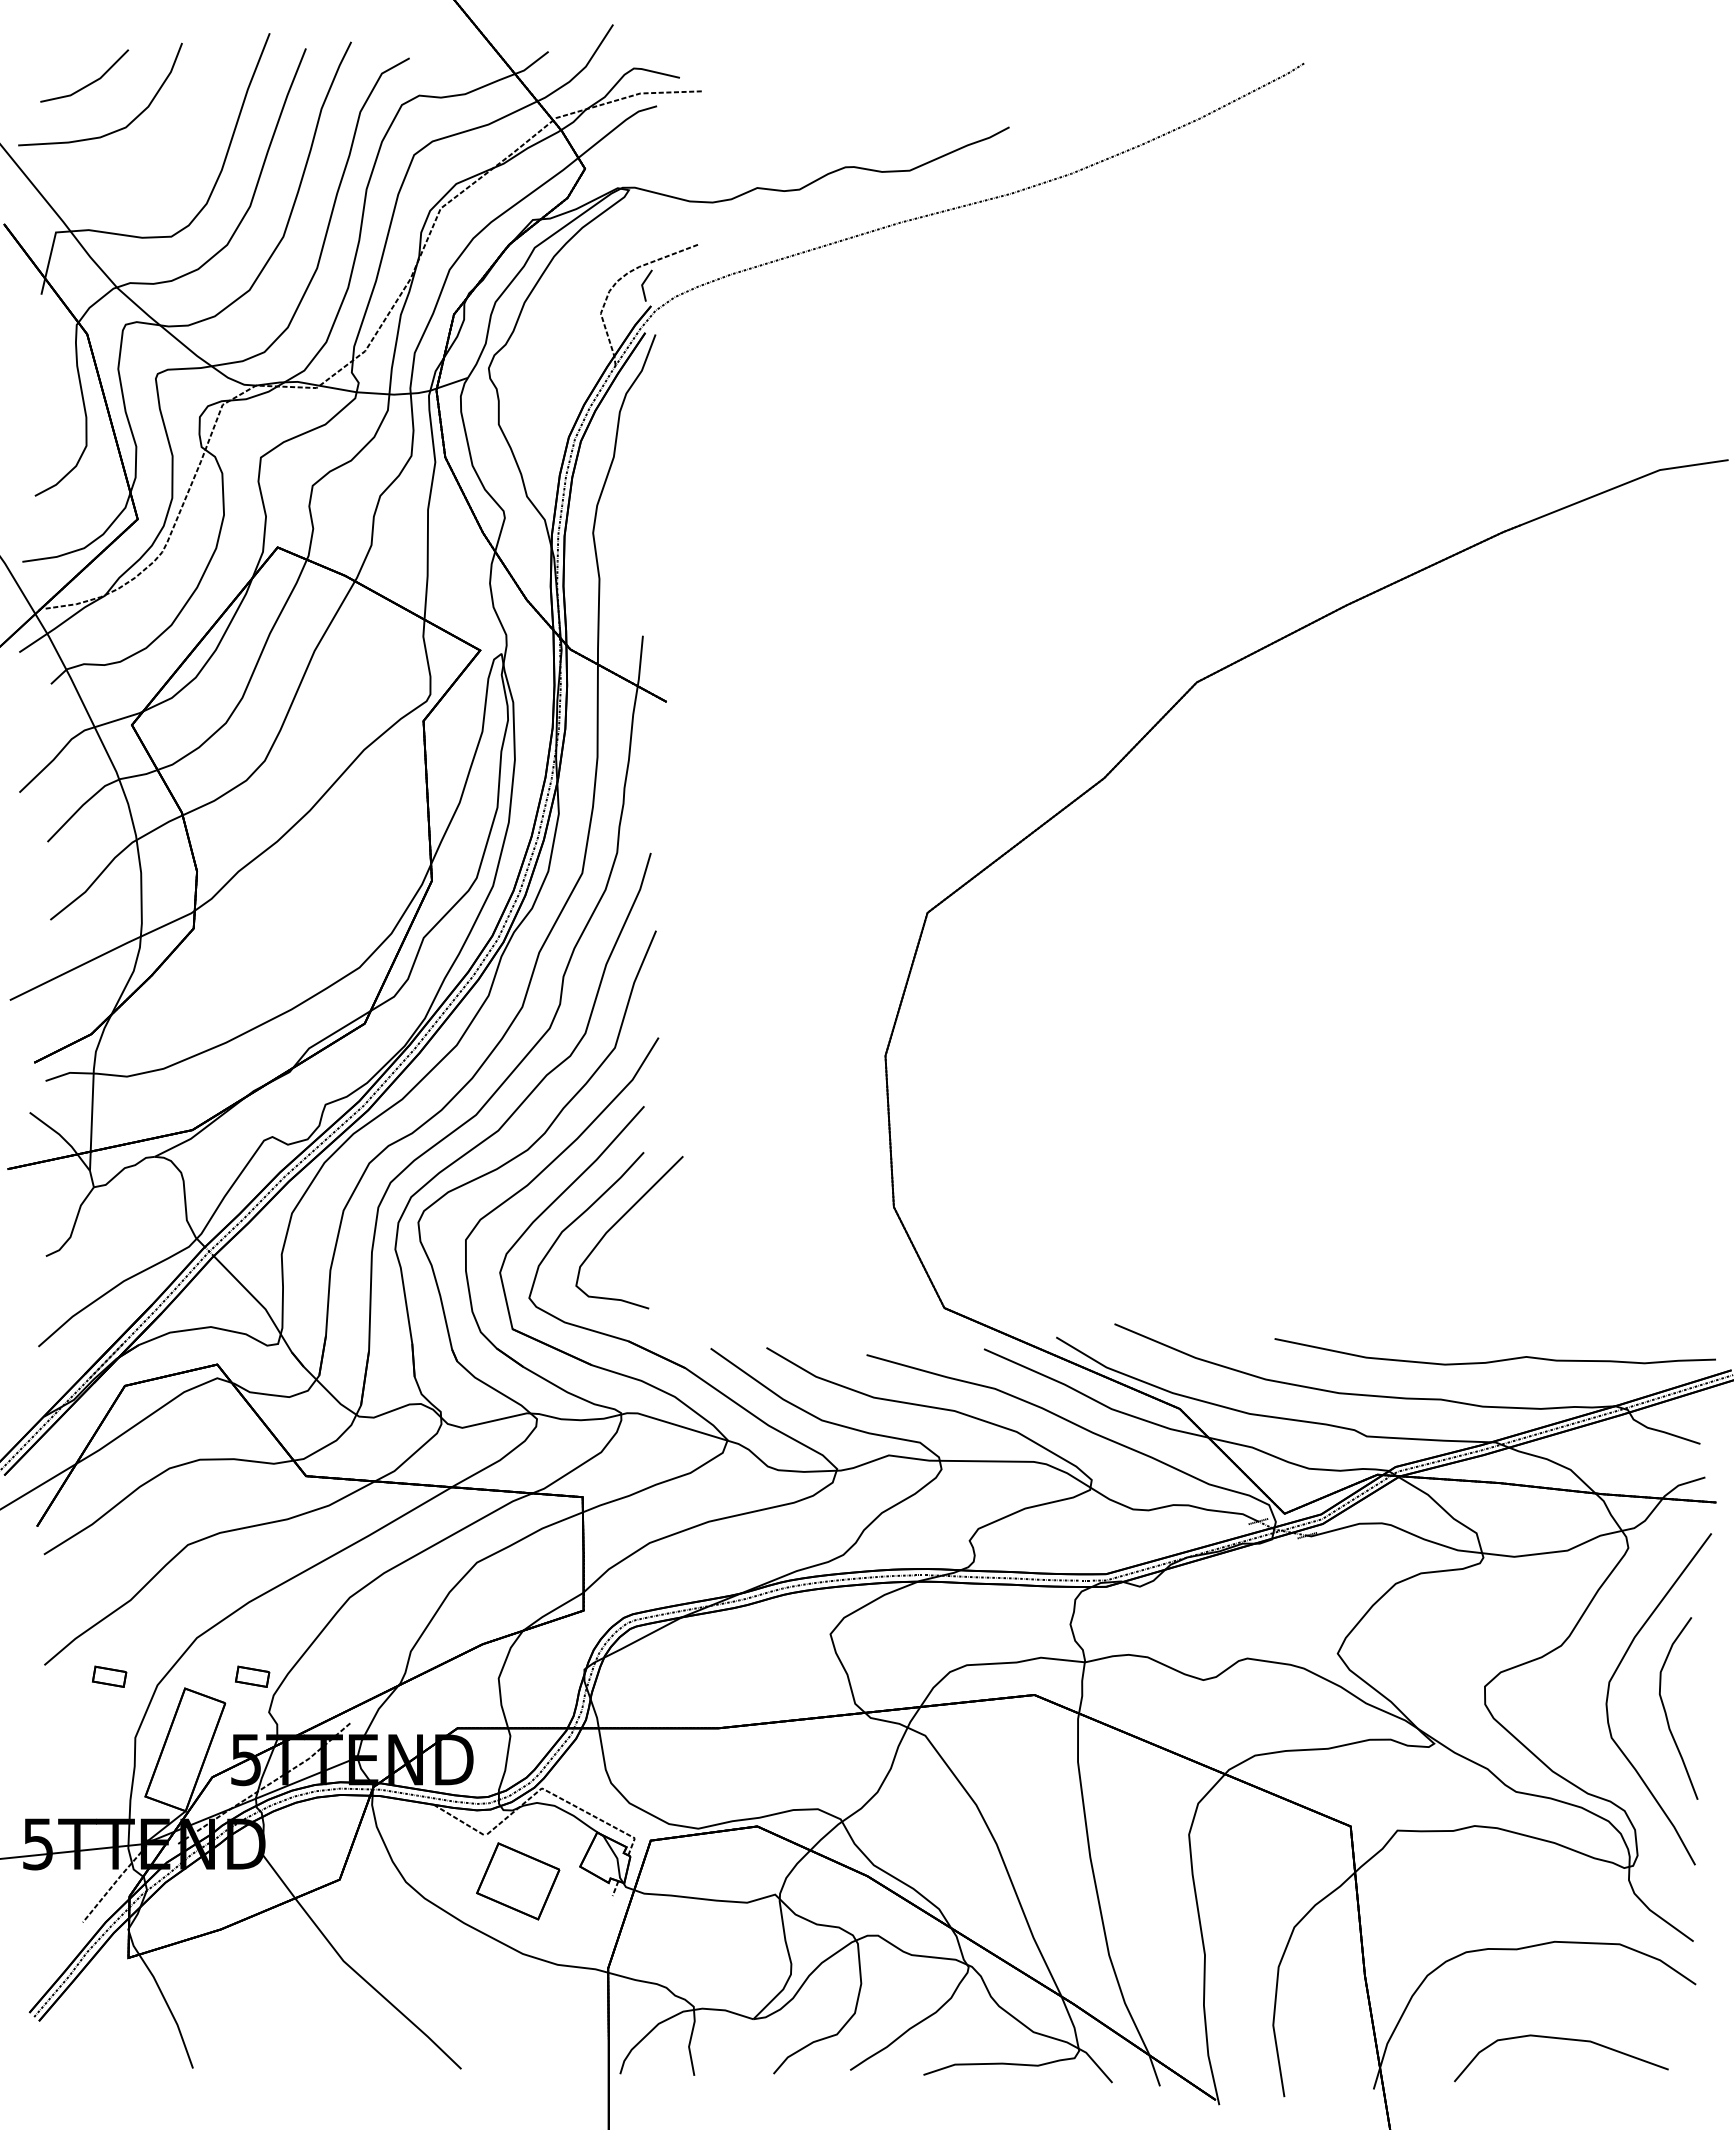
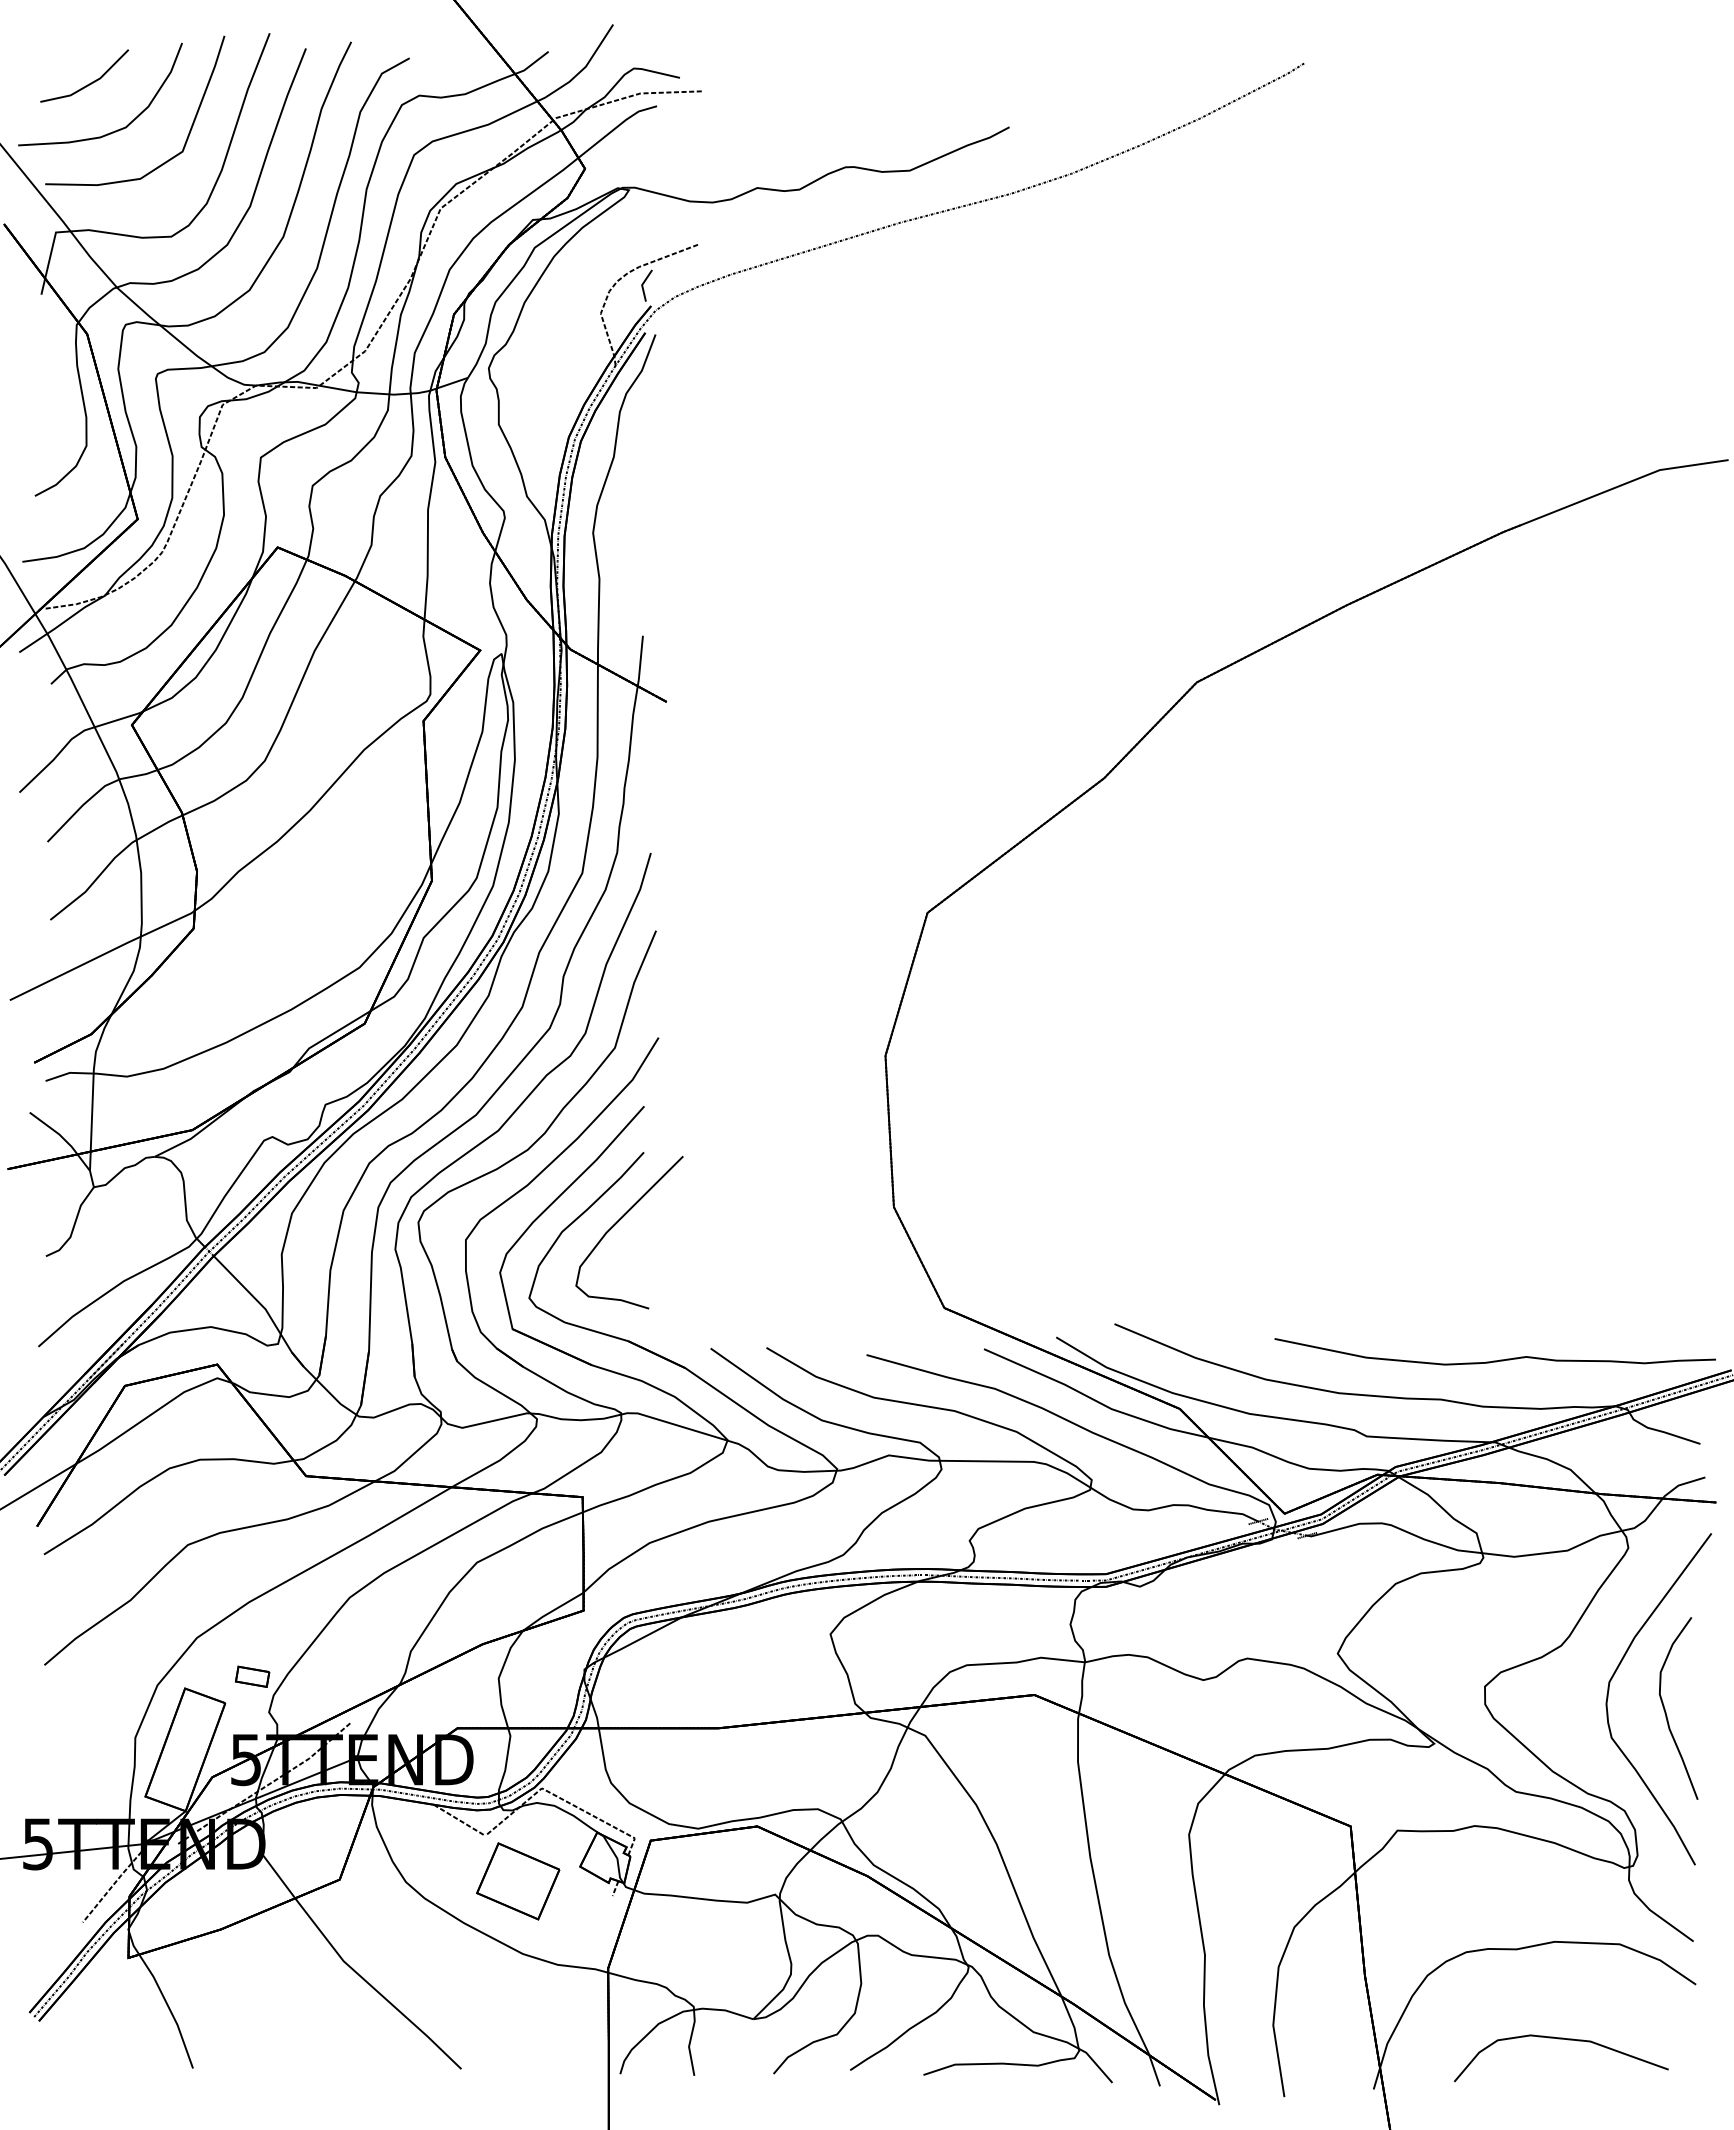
curve: none -> present (188, 132)
part: present -> none (109, 1676)
